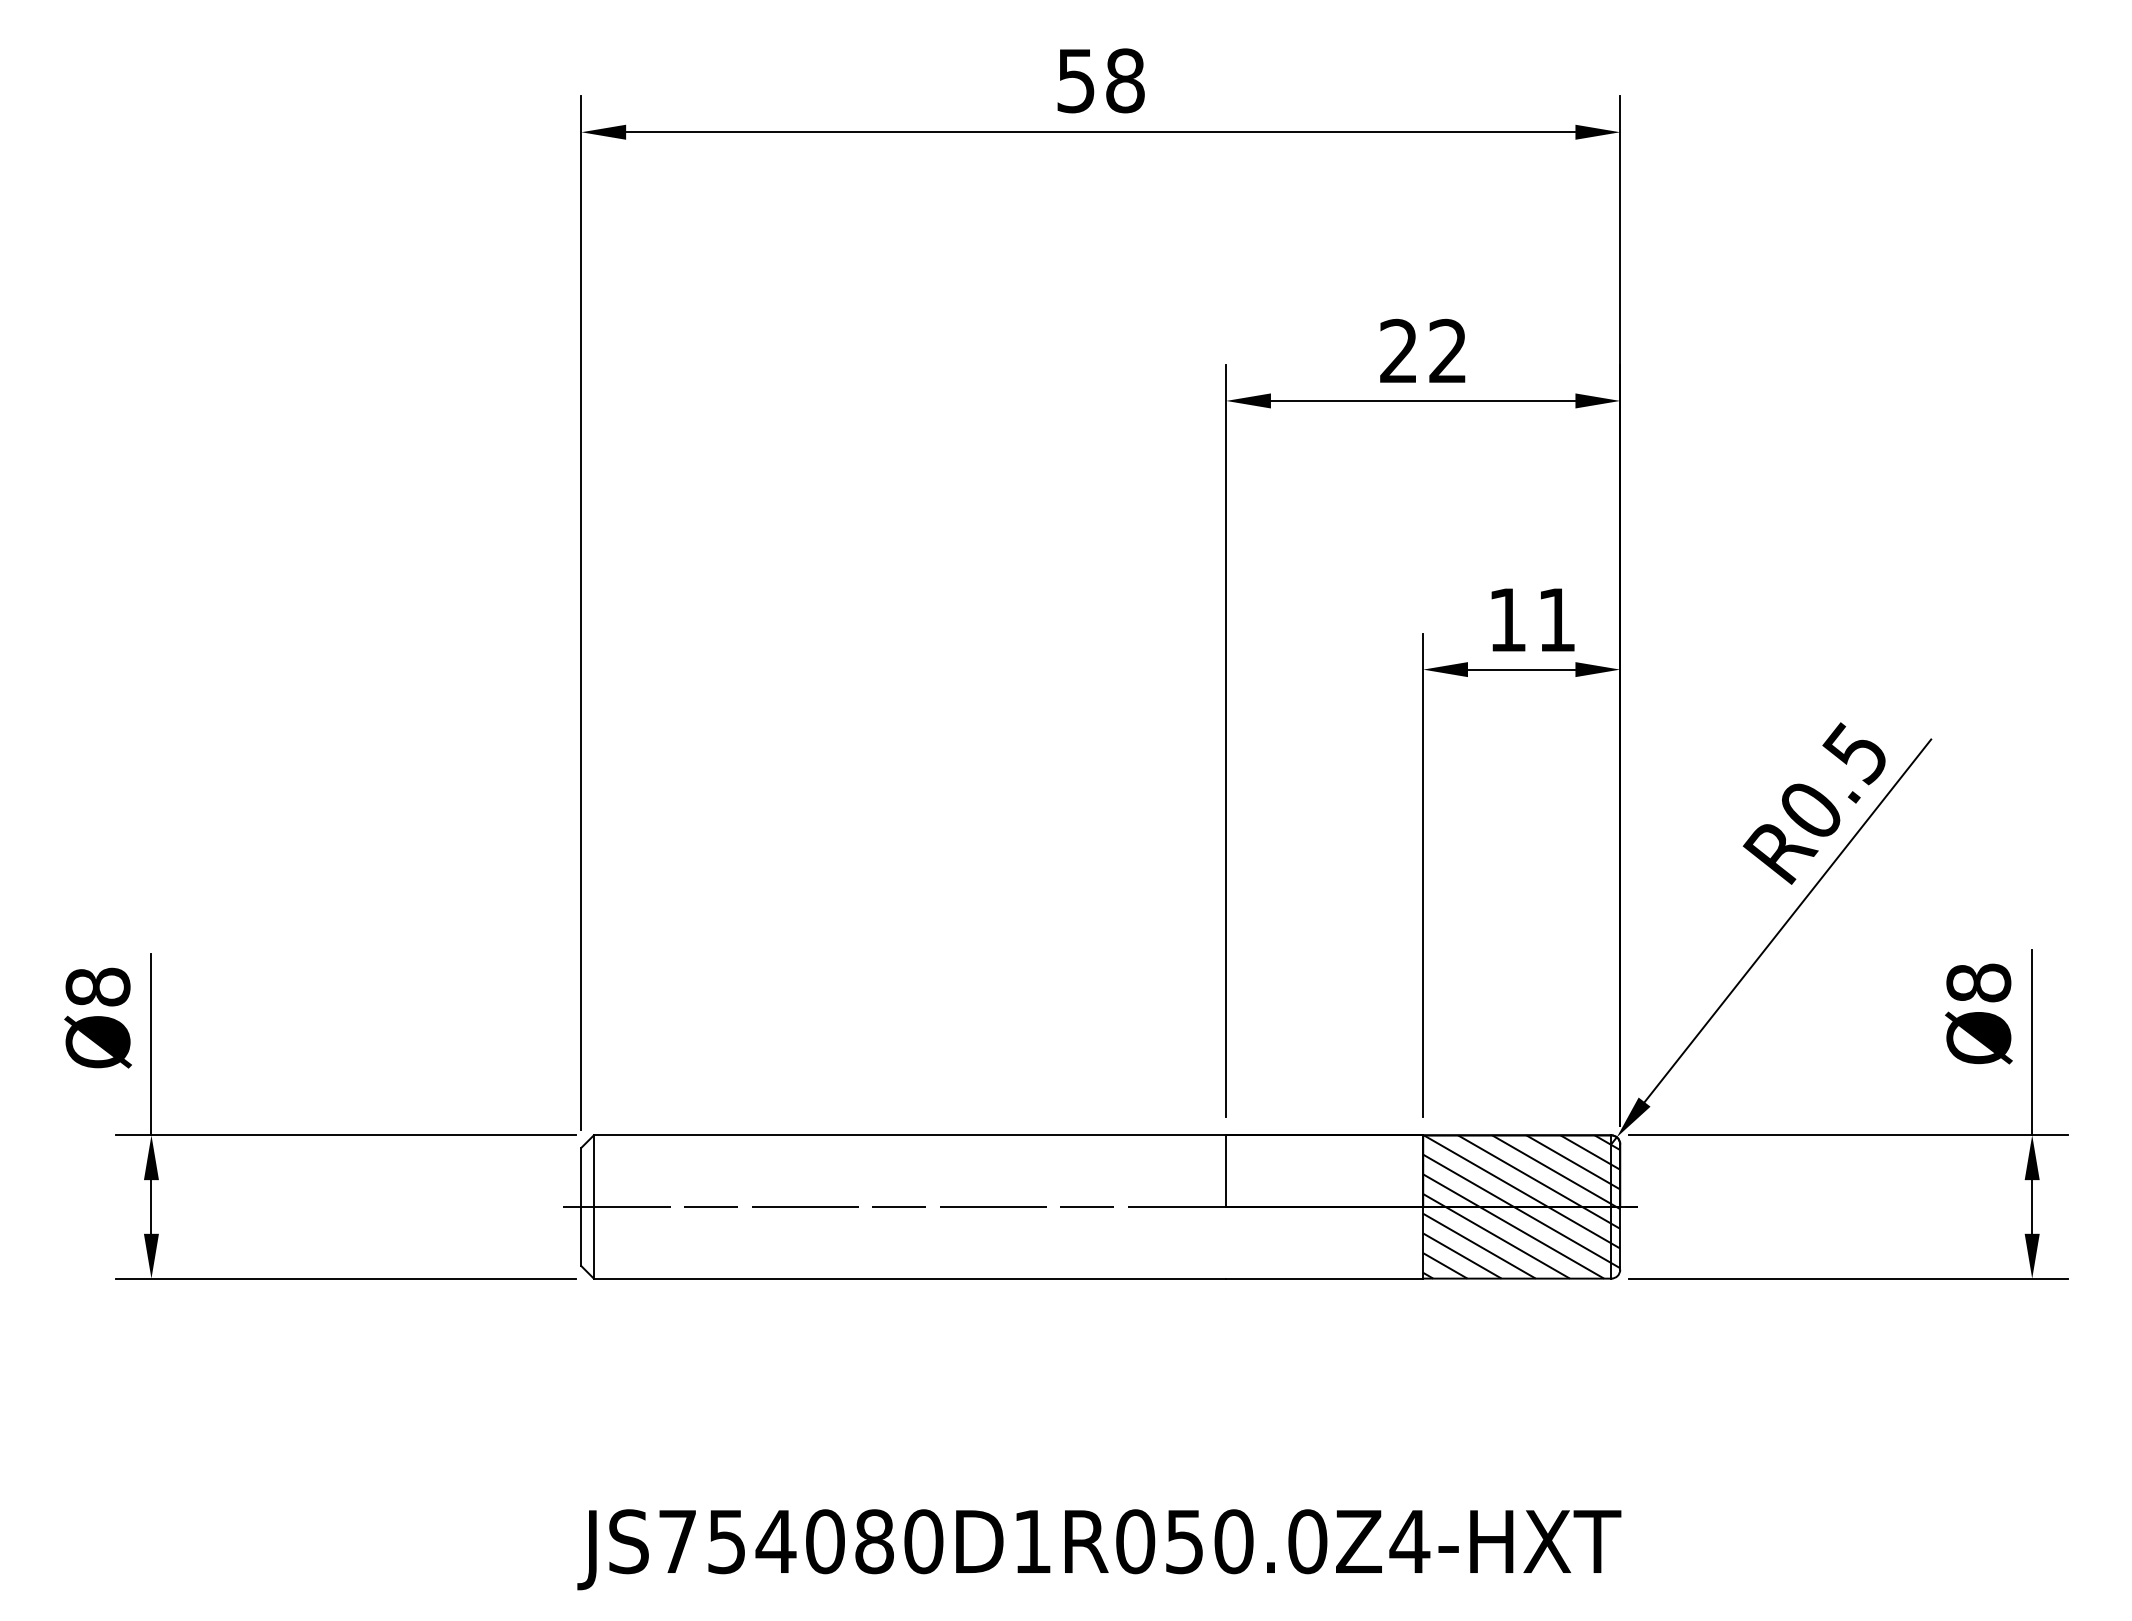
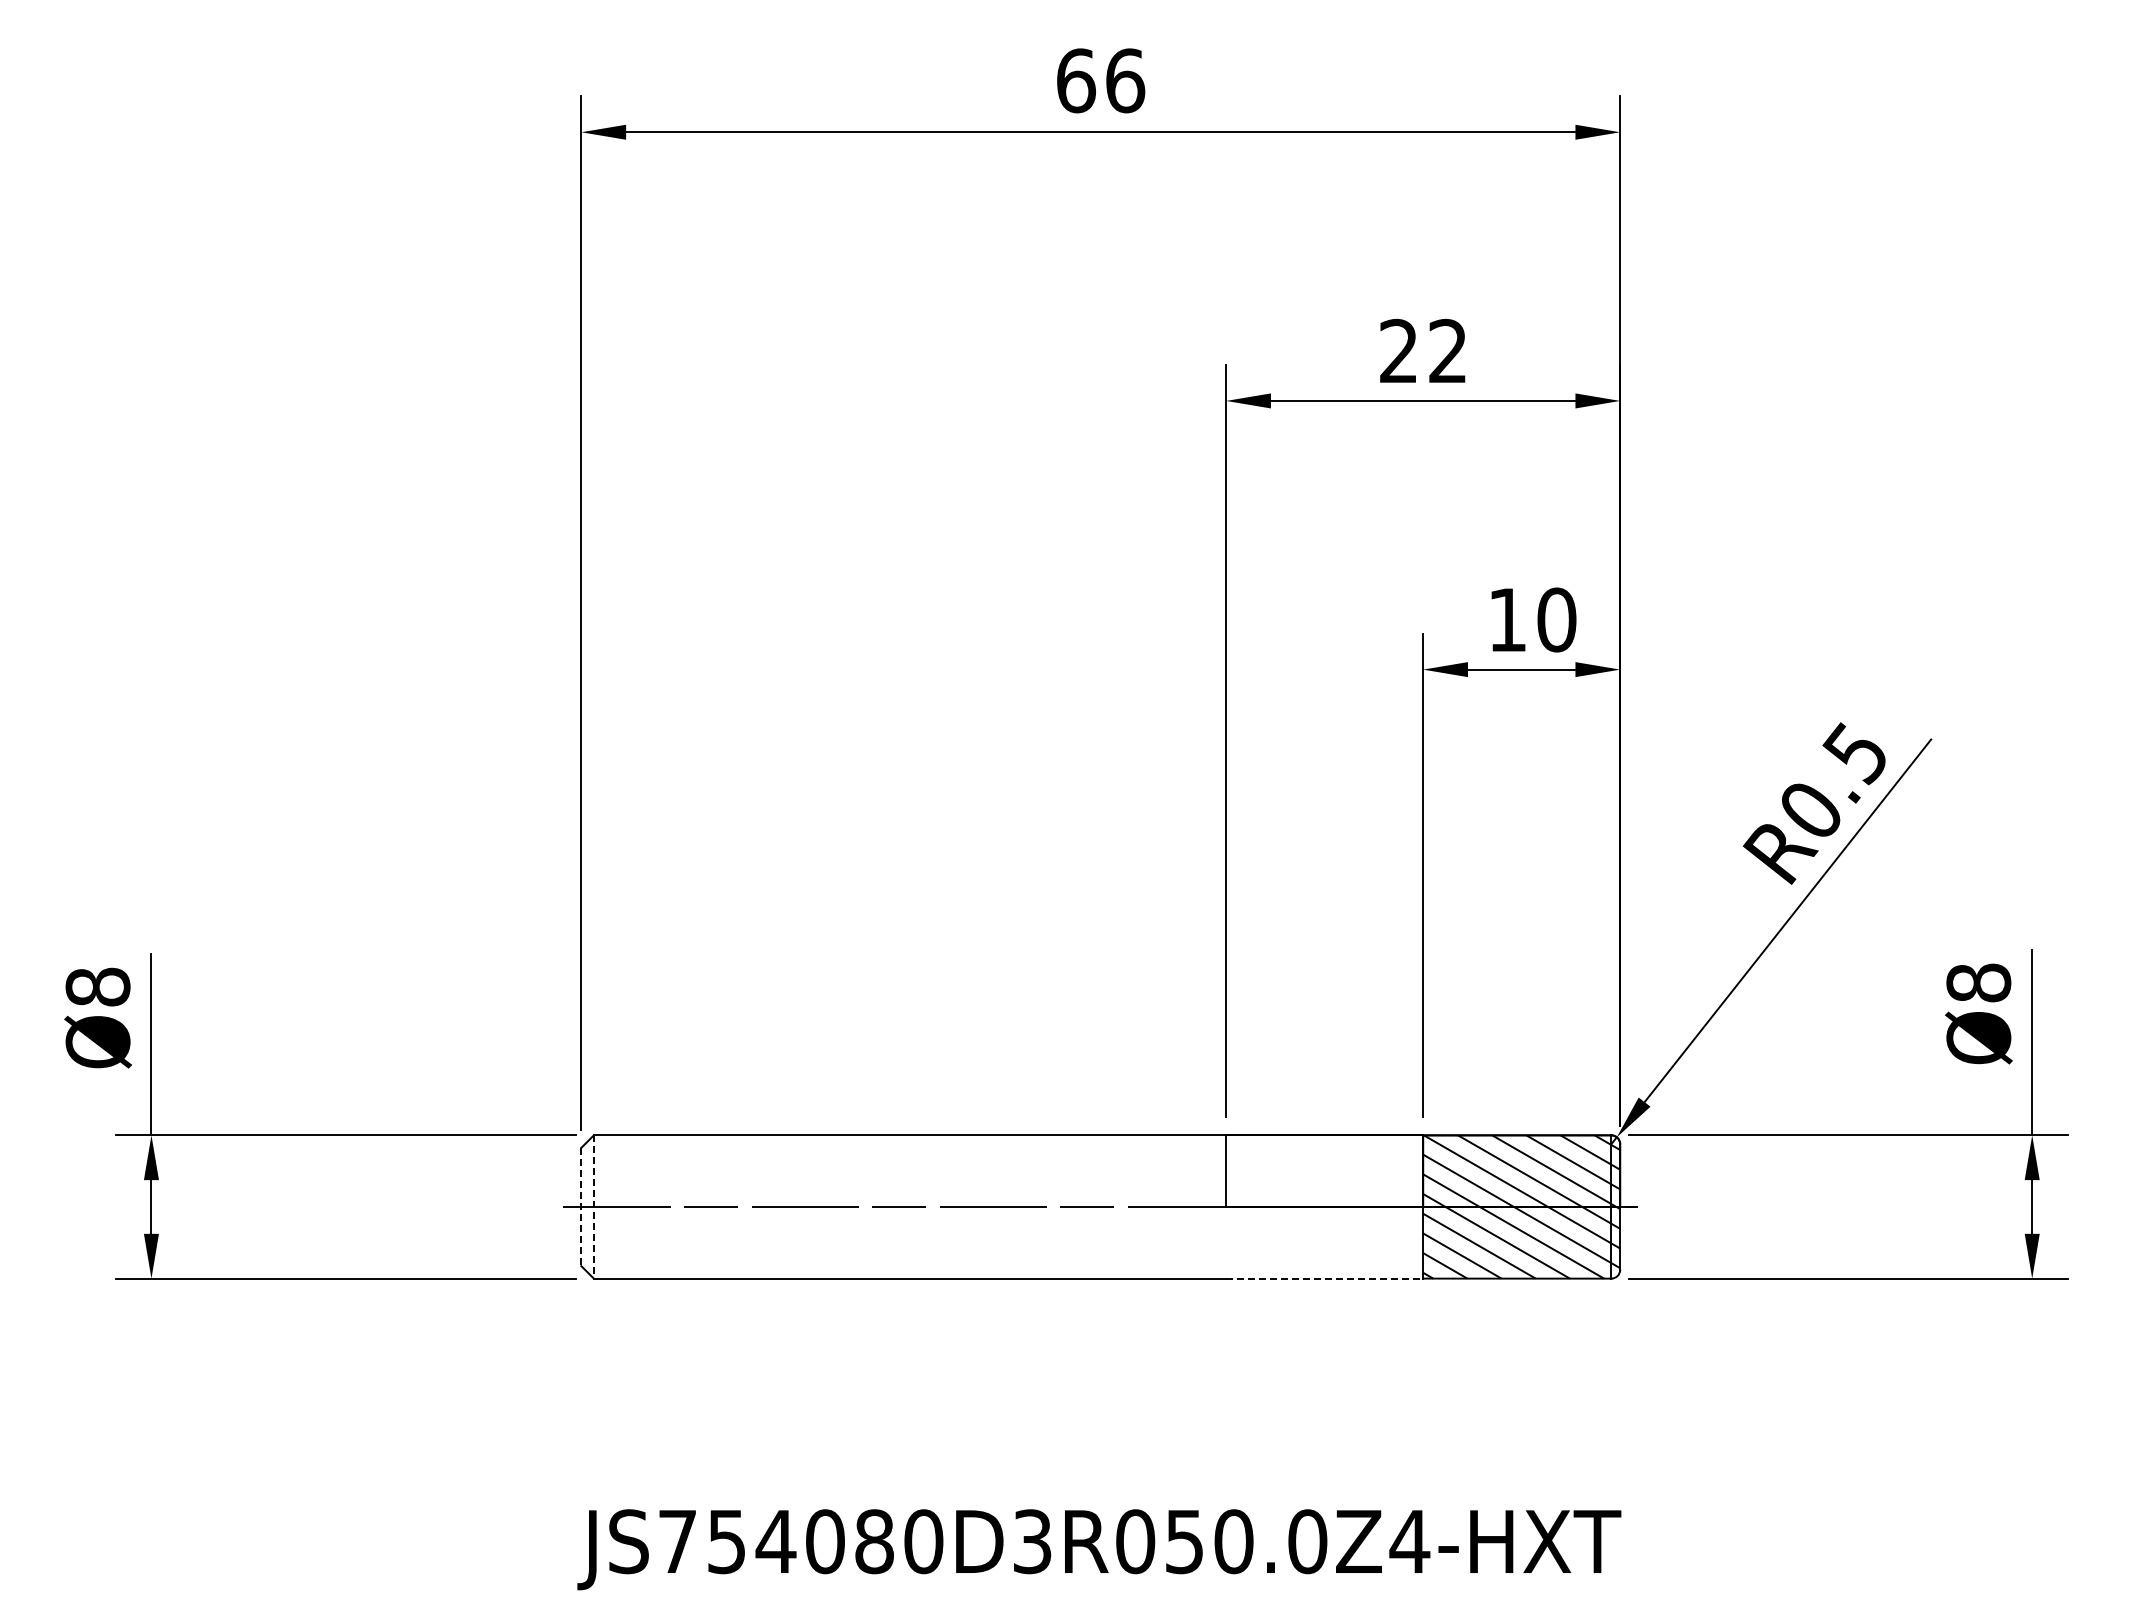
text: 58 -> 66 (1101, 80)
text: 11 -> 10 (1556, 619)
line: solid -> dashed (593, 1206)
line: solid -> dashed (581, 1207)
line: solid -> dashed (1324, 1278)
text: JS754080D1R050.0Z4-HXT -> JS754080D3R050.0Z4-HXT (1032, 1541)
